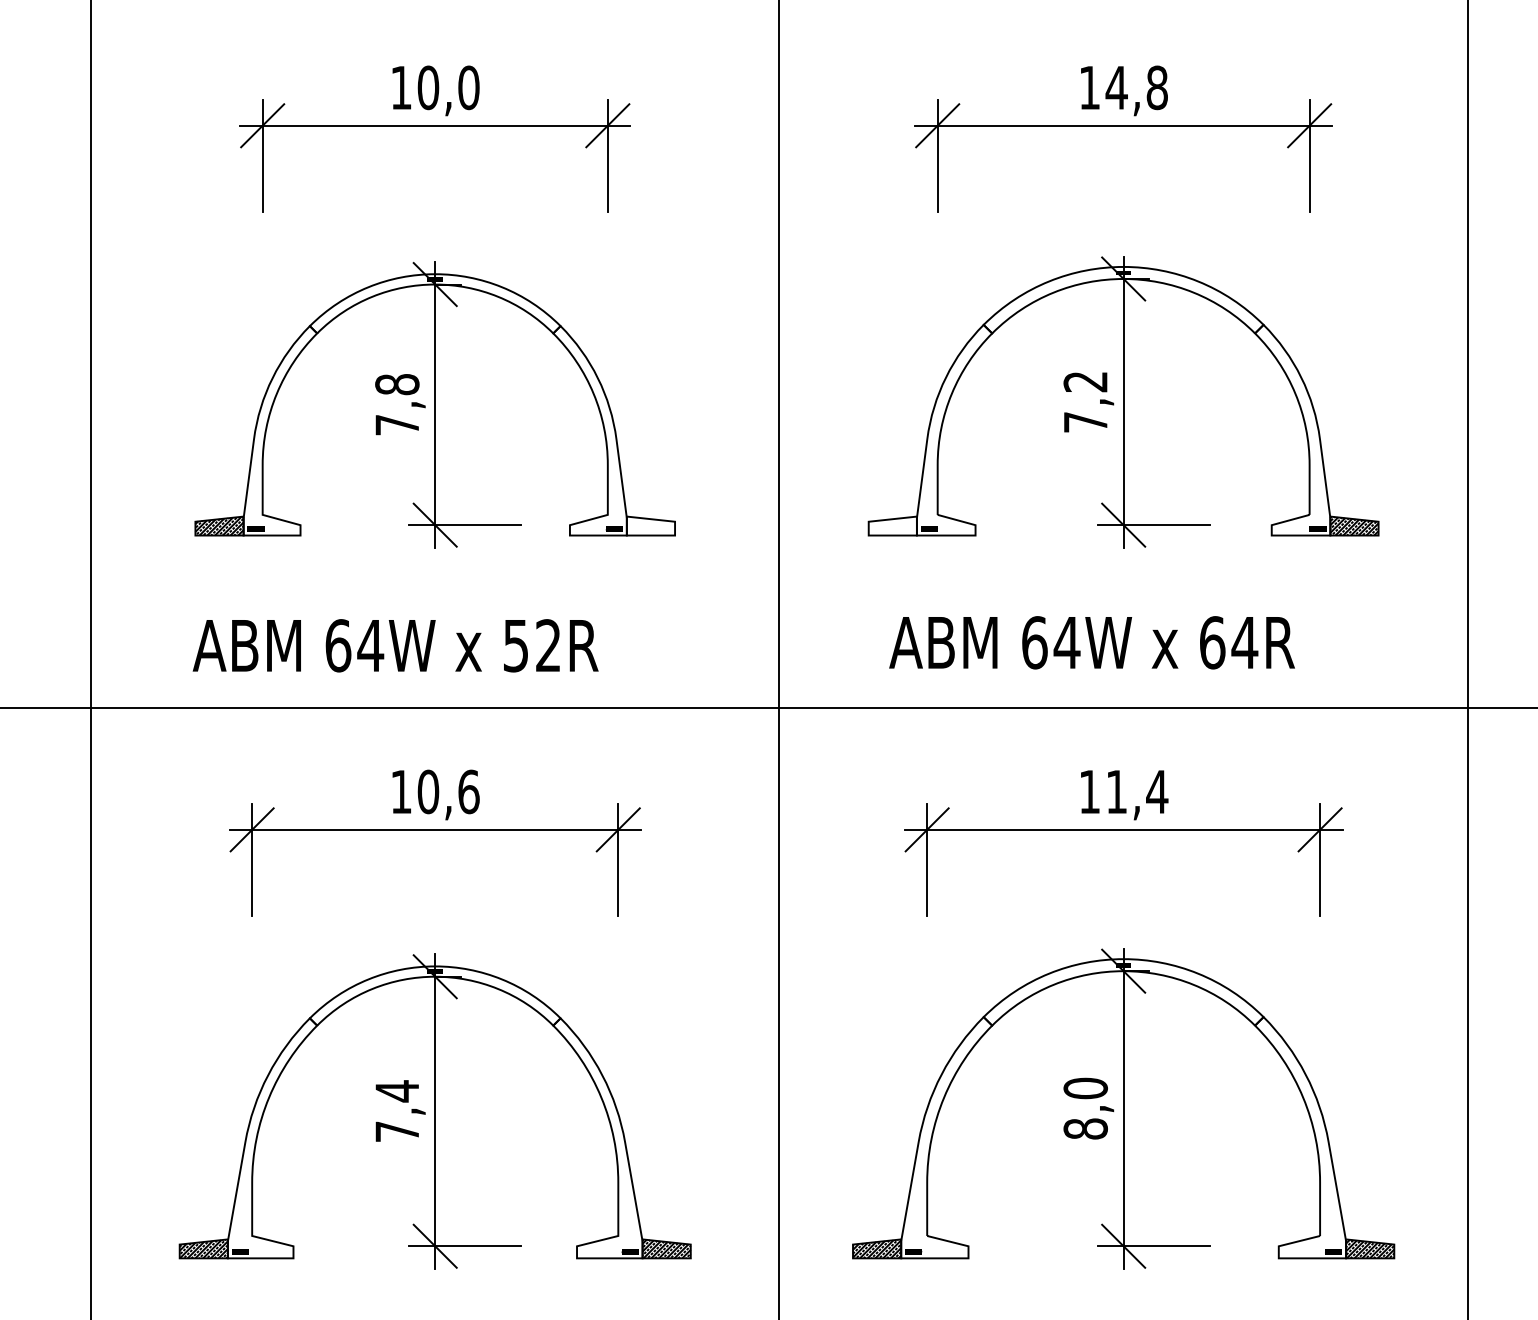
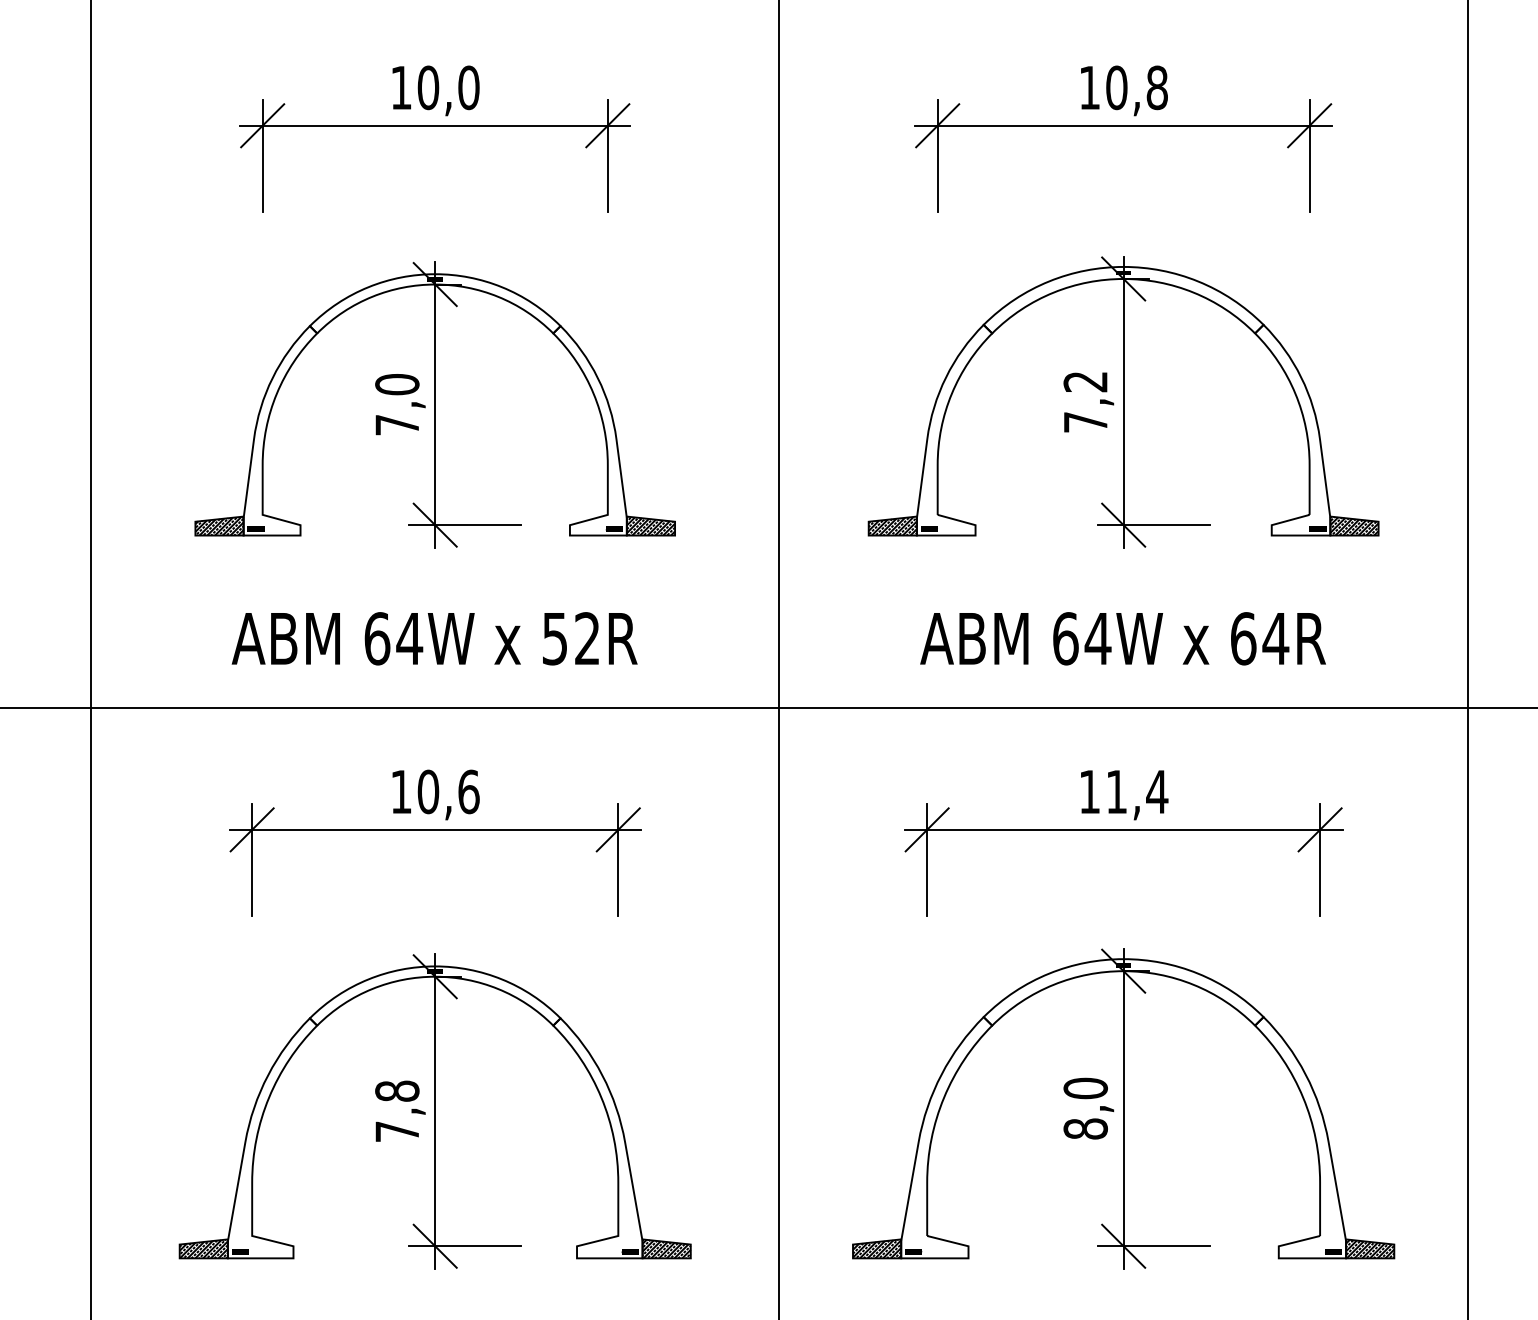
text: 14,8 -> 10,8 (1116, 87)
text: 7,8 -> 7,0 (397, 384)
hatch: none -> present (650, 525)
hatch: none -> present (892, 525)
text position: (1091, 642) -> (1122, 638) (1122, 638)
text position: (395, 645) -> (434, 638) (434, 638)
text: 7,4 -> 7,8 (397, 1091)
